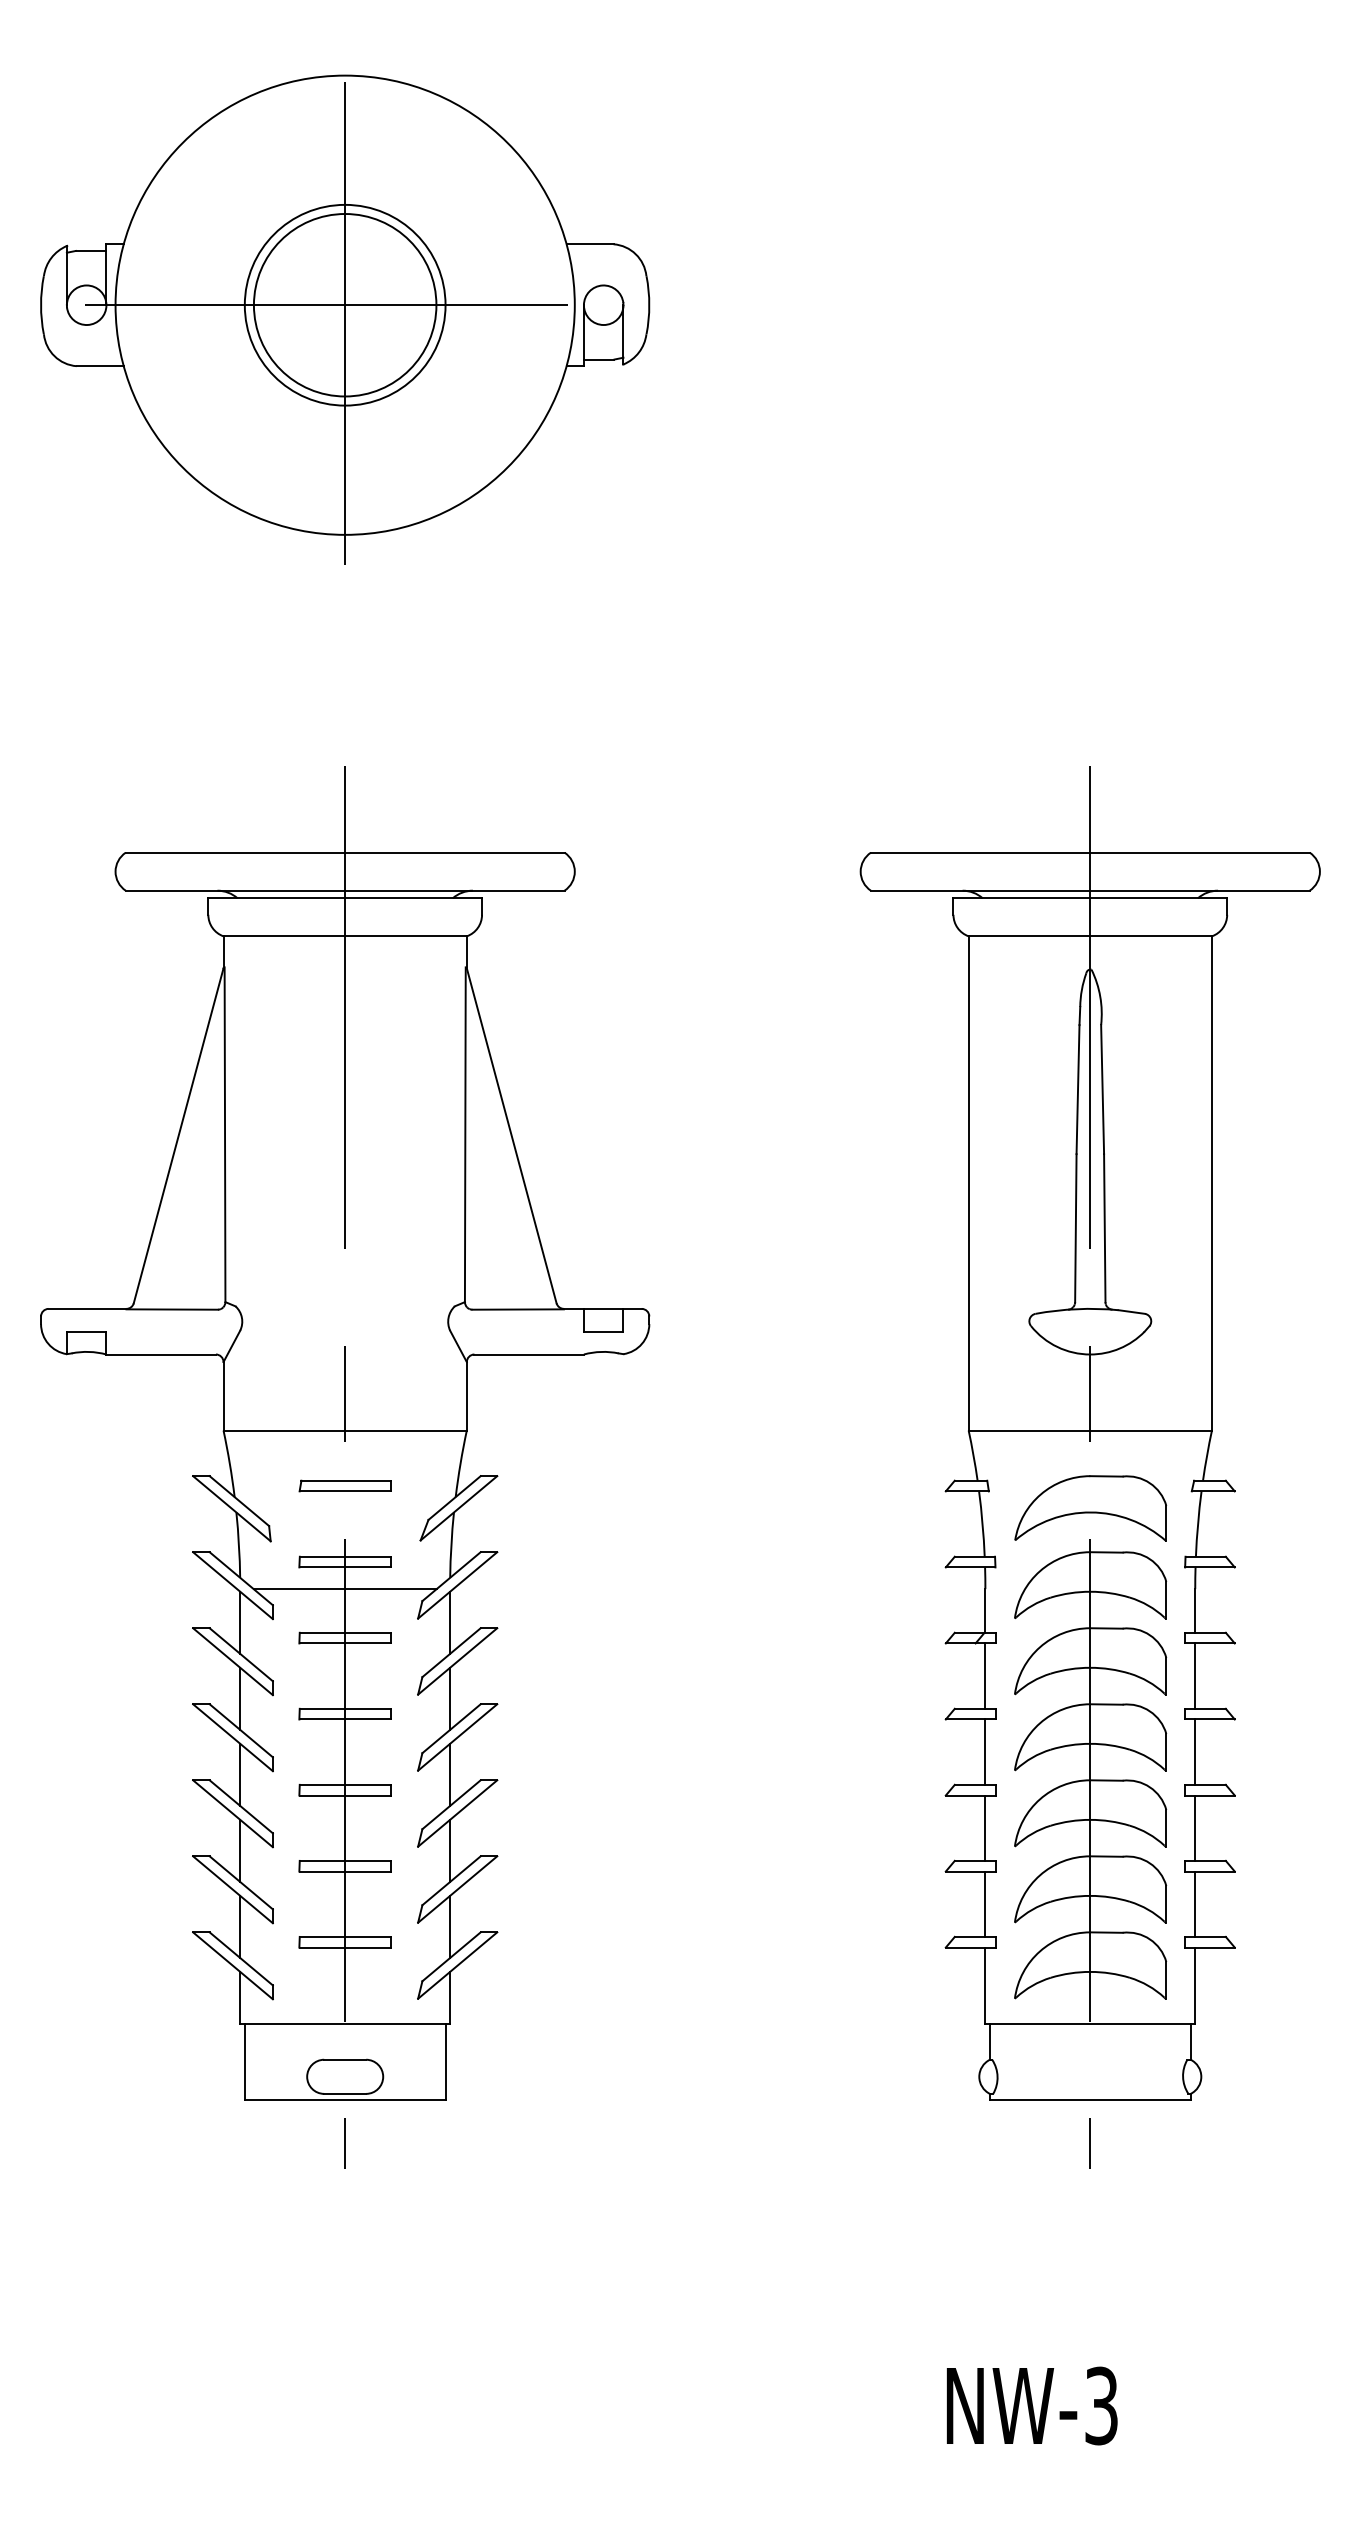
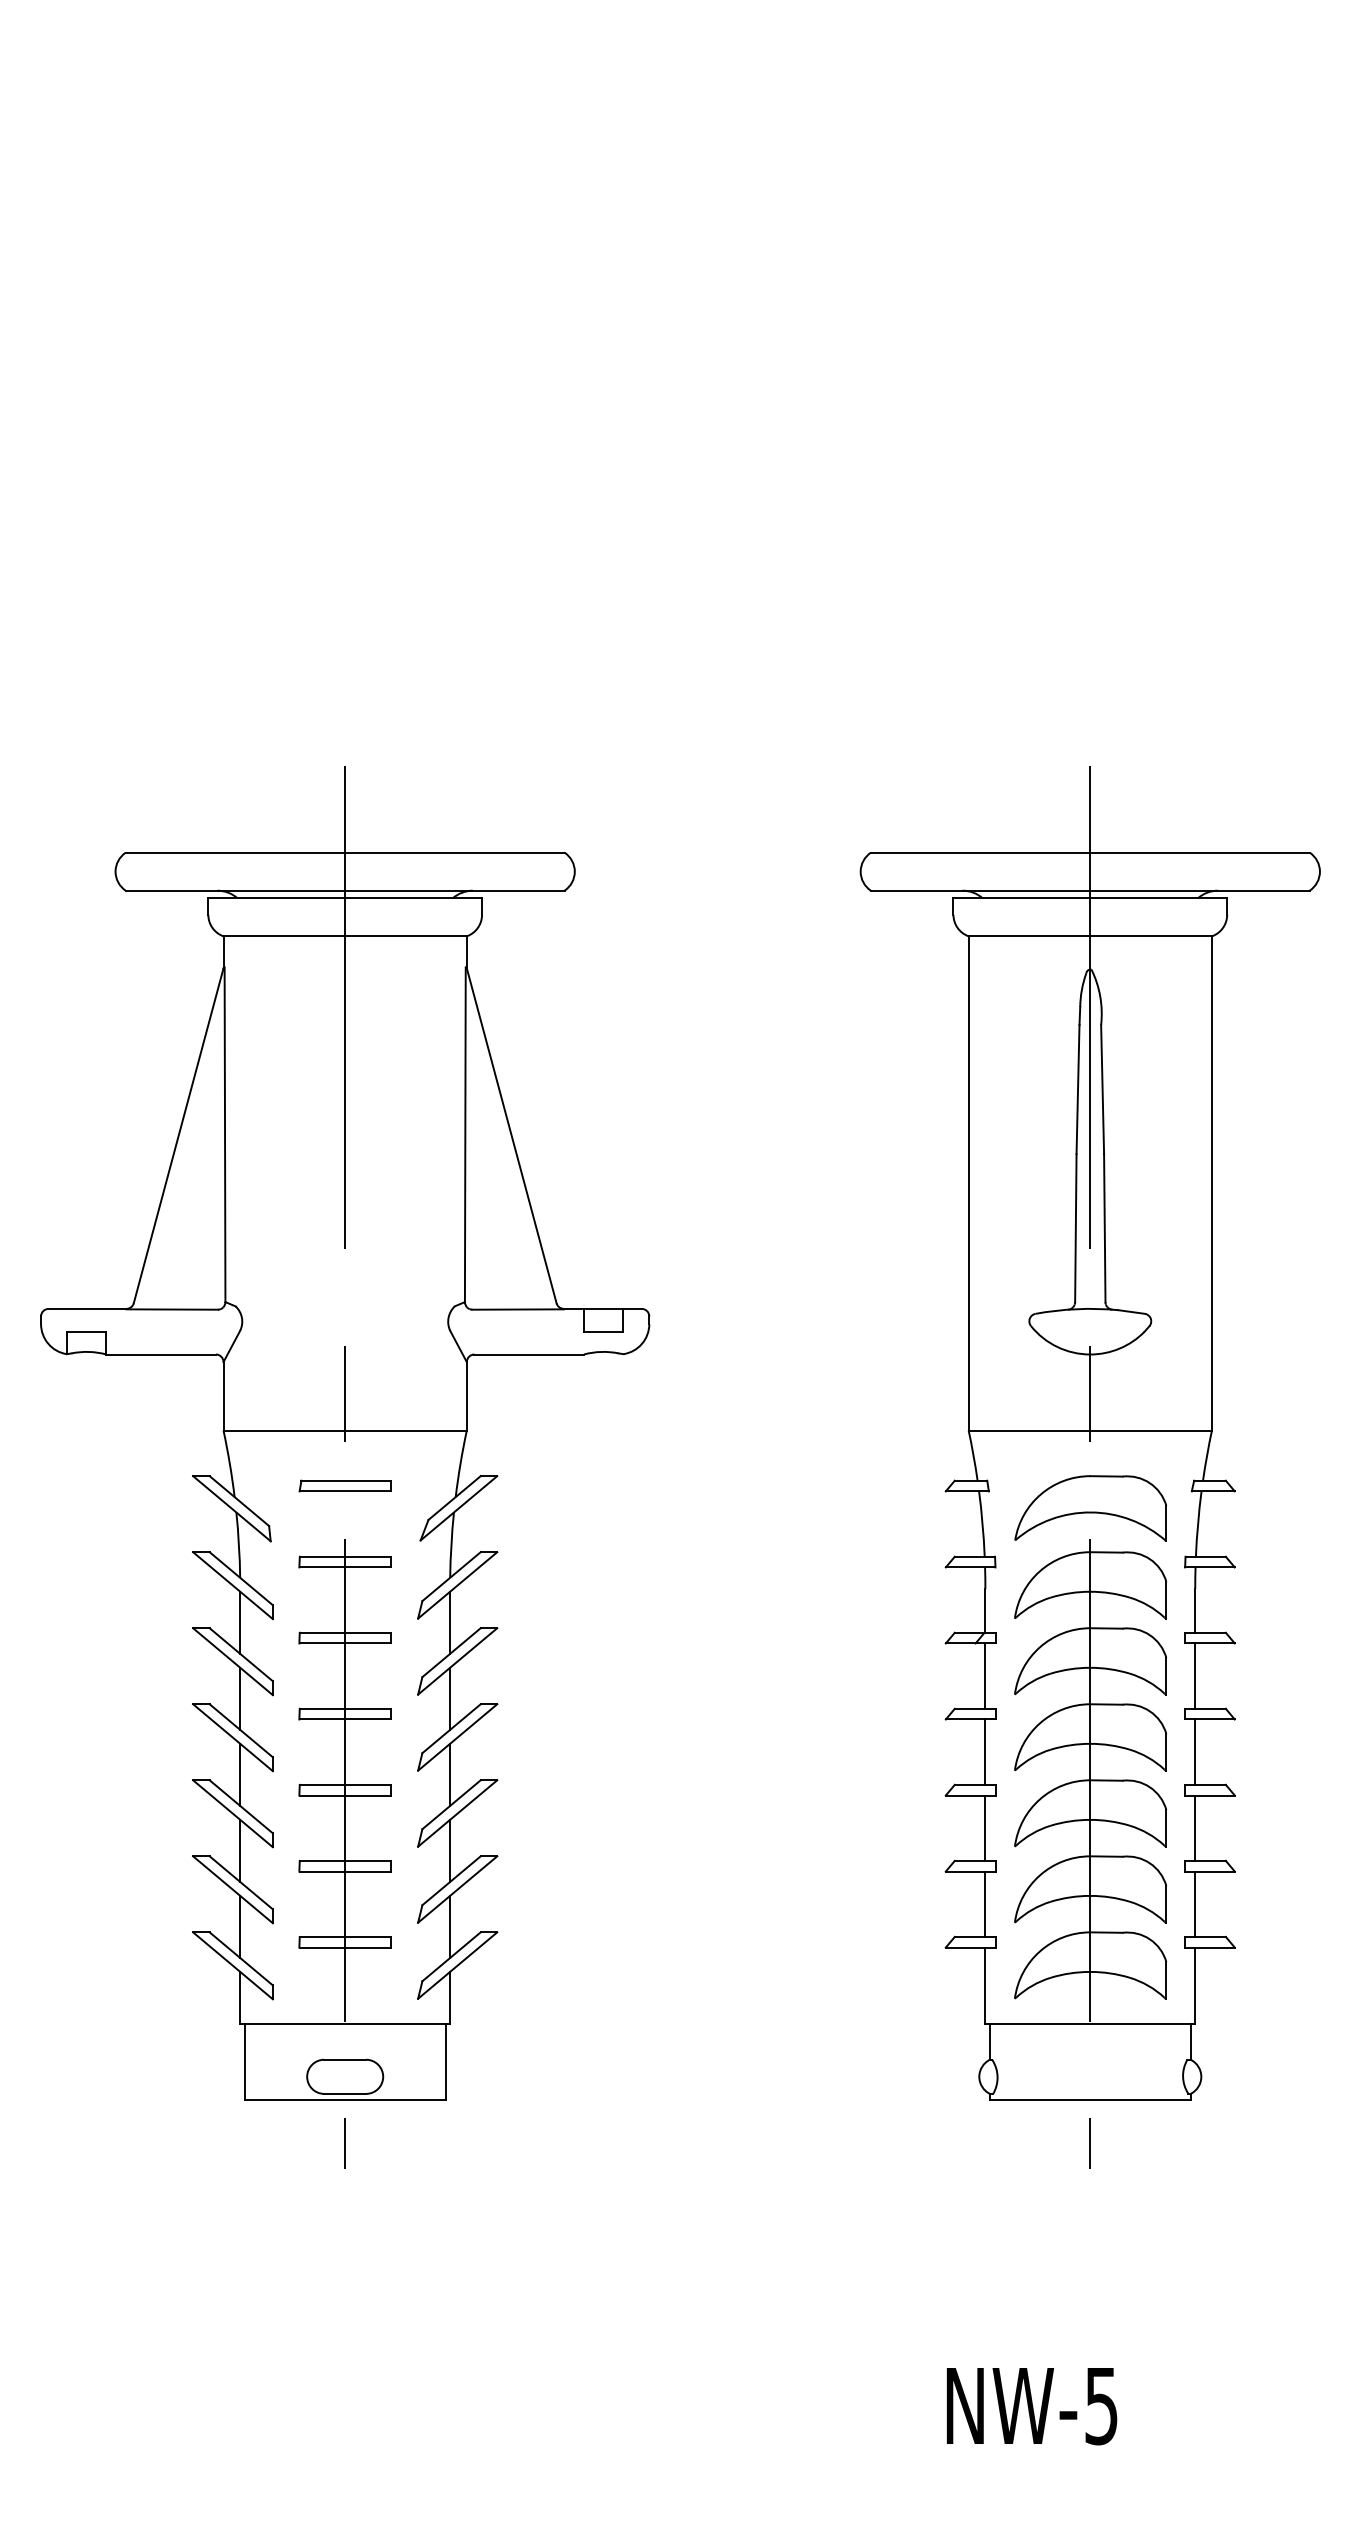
part: present -> none (345, 319)
line: present -> none (344, 1589)
text: NW-3 -> NW-5 (1101, 2405)
